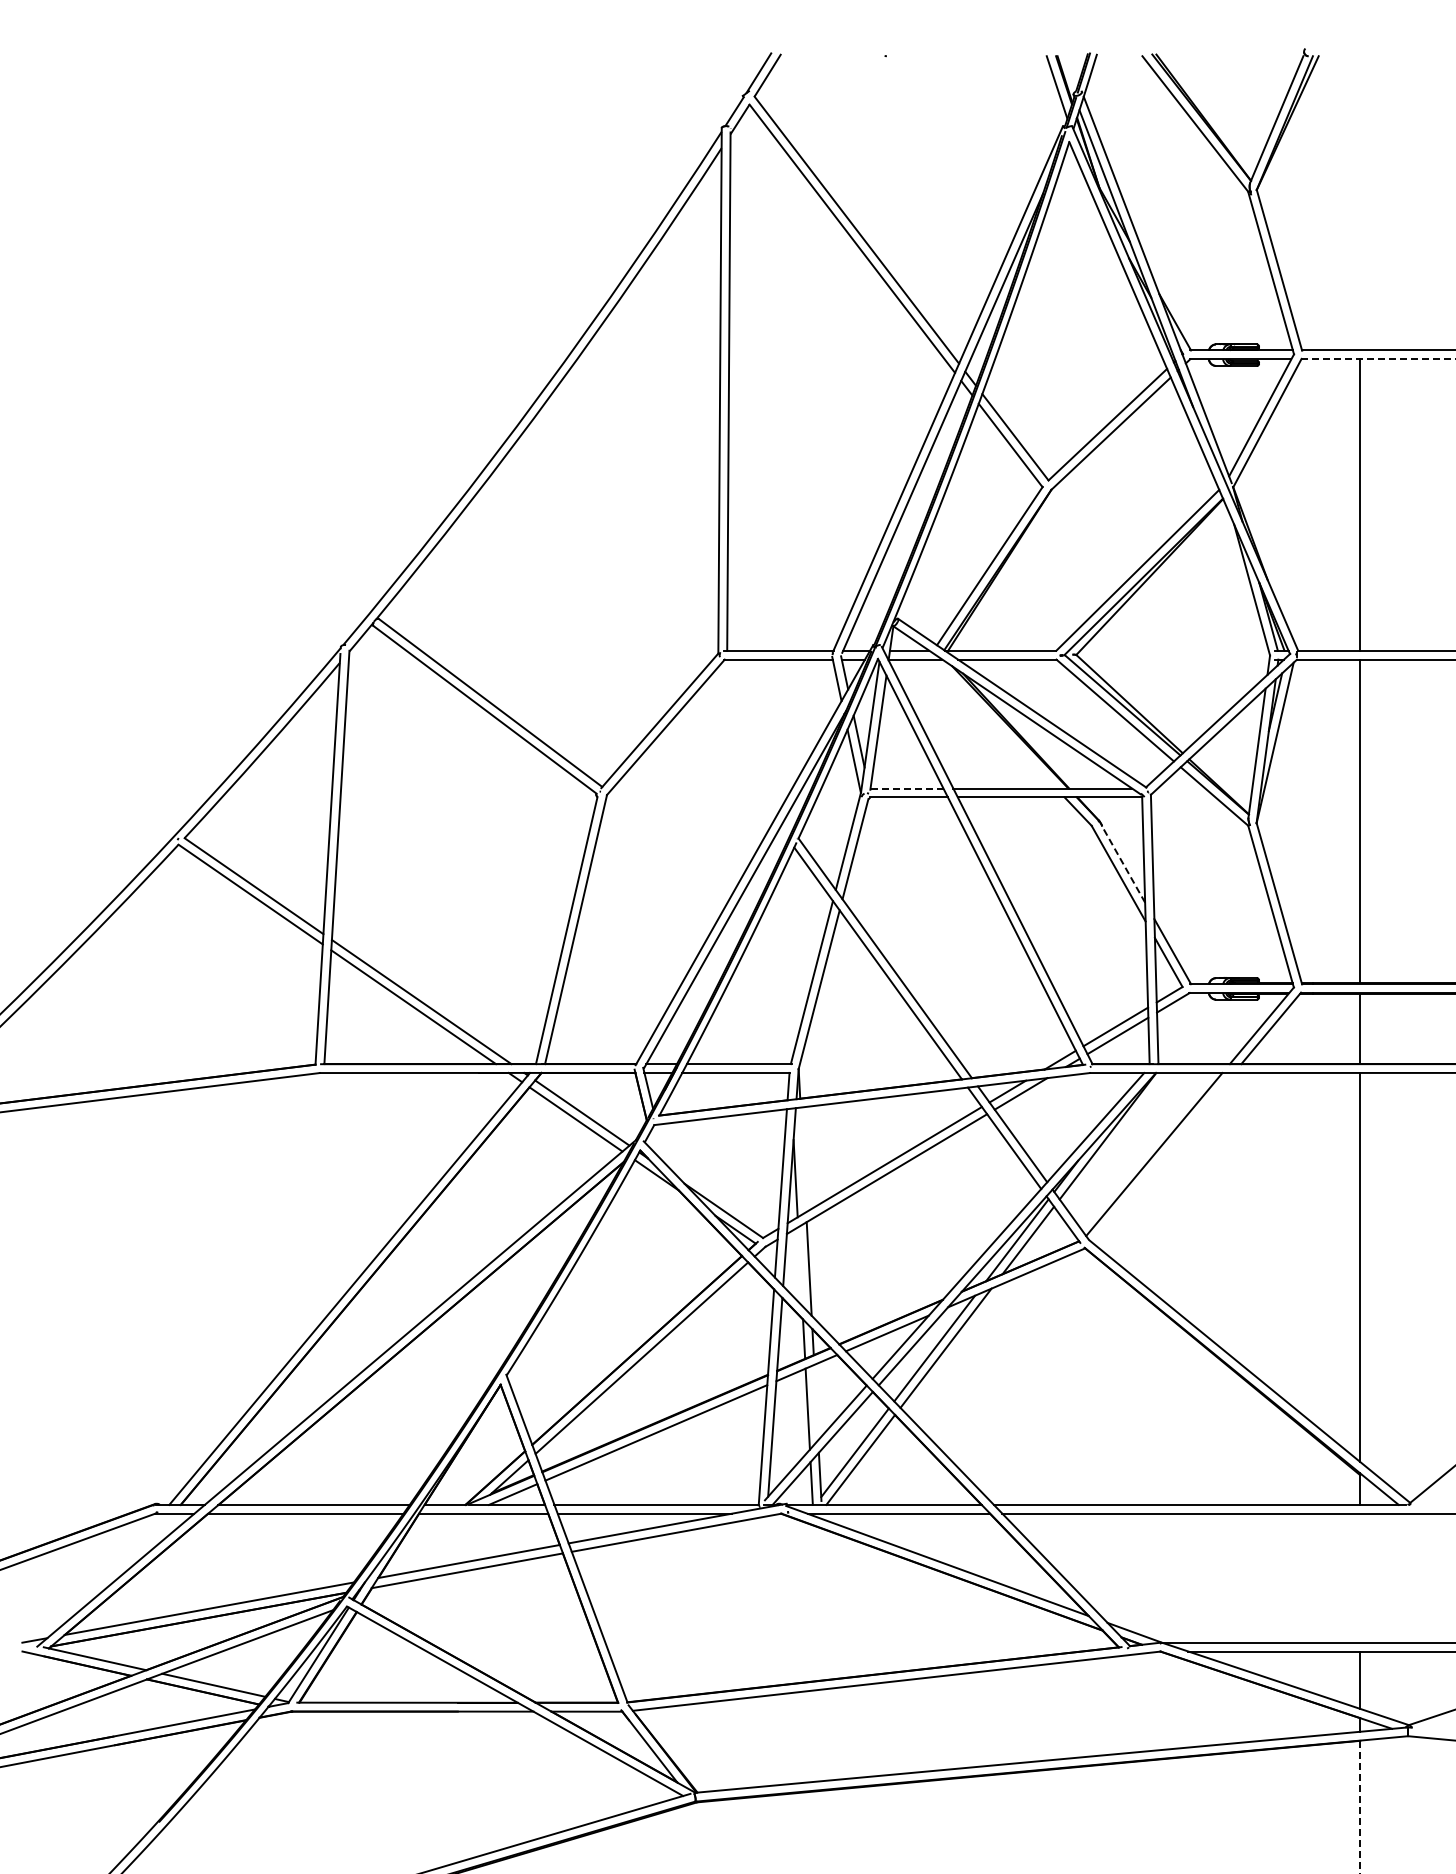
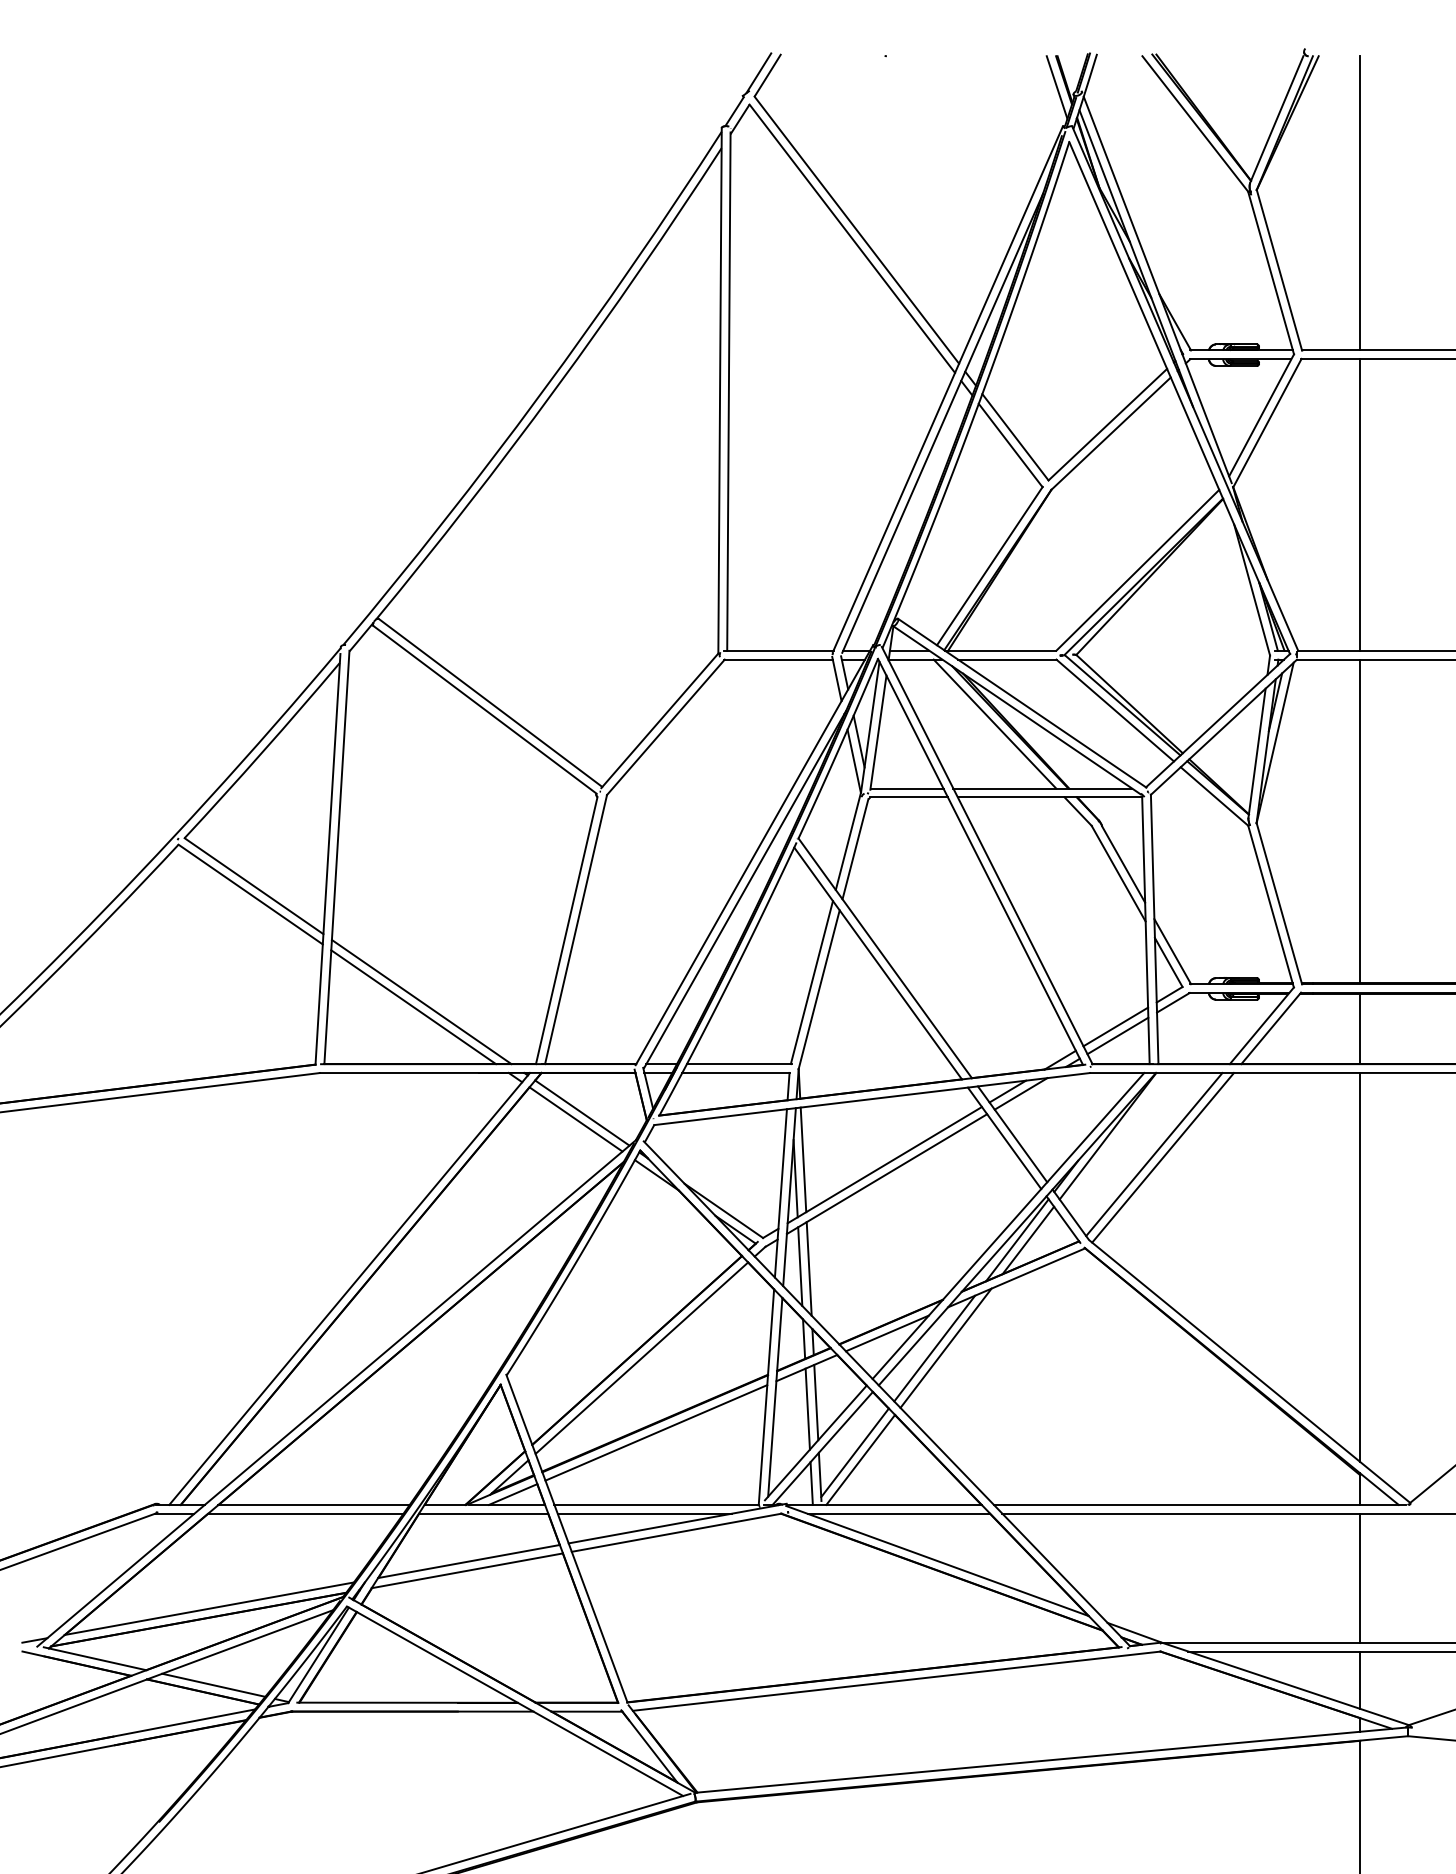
line: none -> present (1360, 203)
line: dashed -> solid (1379, 359)
line: none -> present (994, 723)
line: dashed -> solid (906, 788)
line: dashed -> solid (1123, 864)
line: none -> present (1162, 1157)
line: none -> present (803, 1159)
line: none -> present (800, 1266)
line: none -> present (816, 1402)
line: none -> present (1360, 1577)
line: dashed -> solid (1360, 1807)
